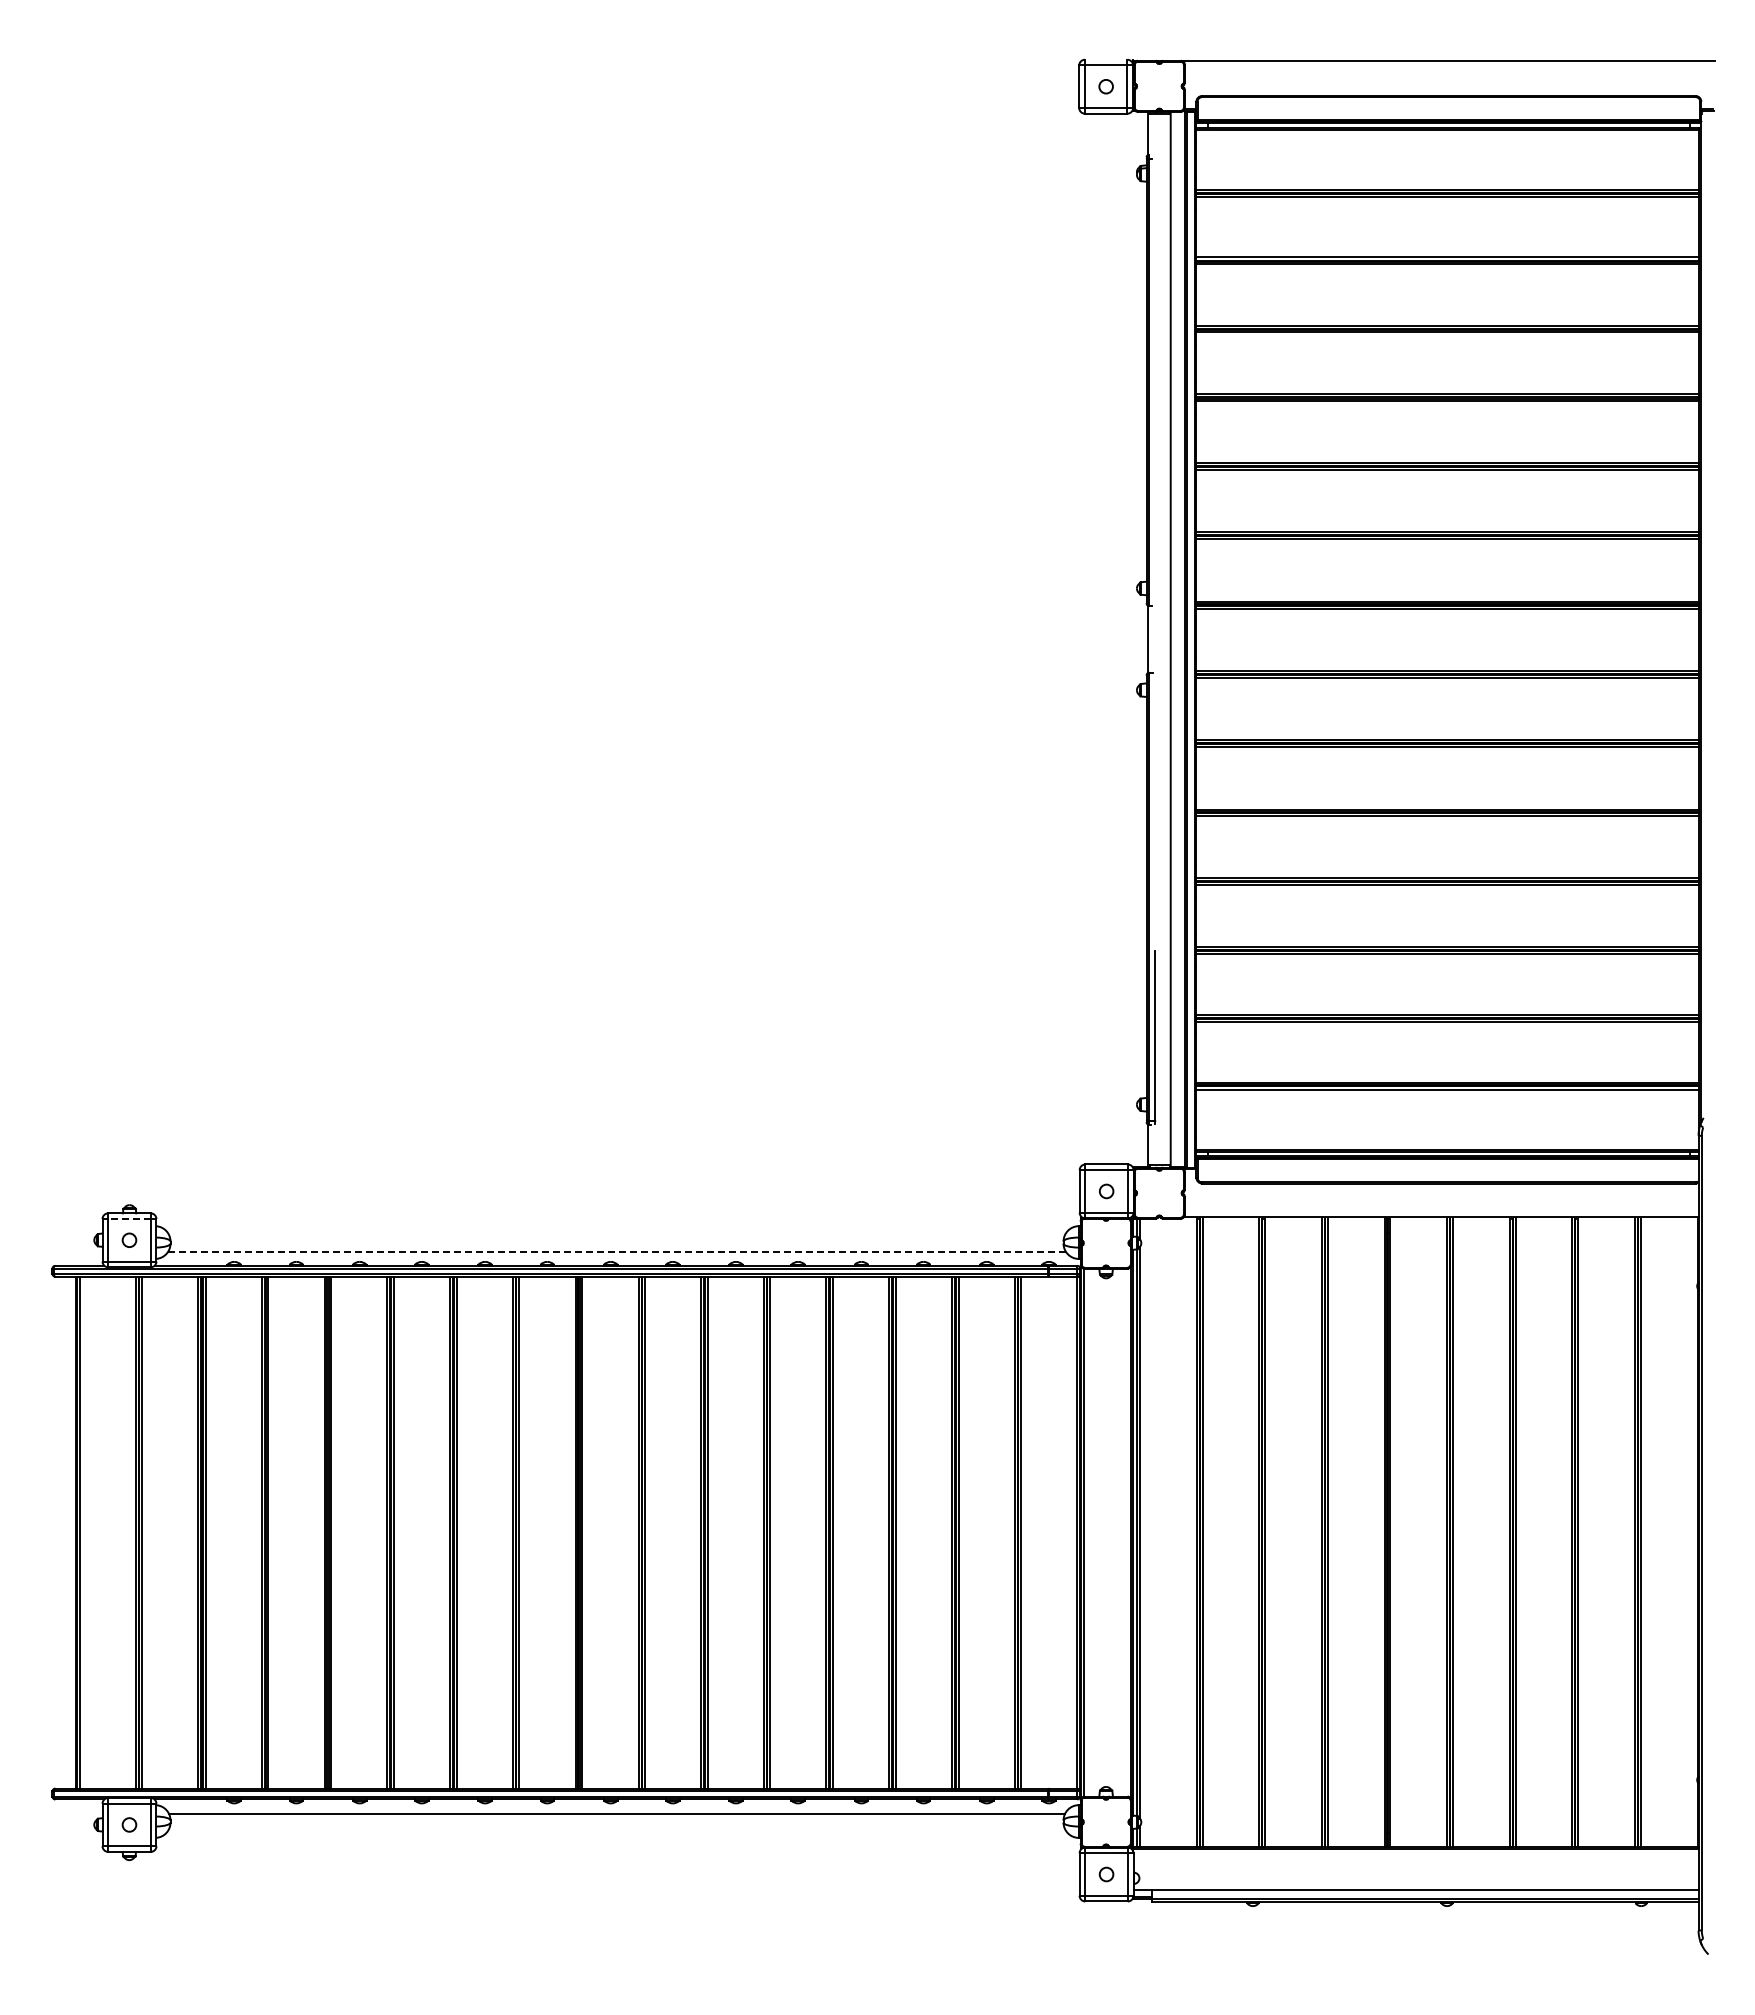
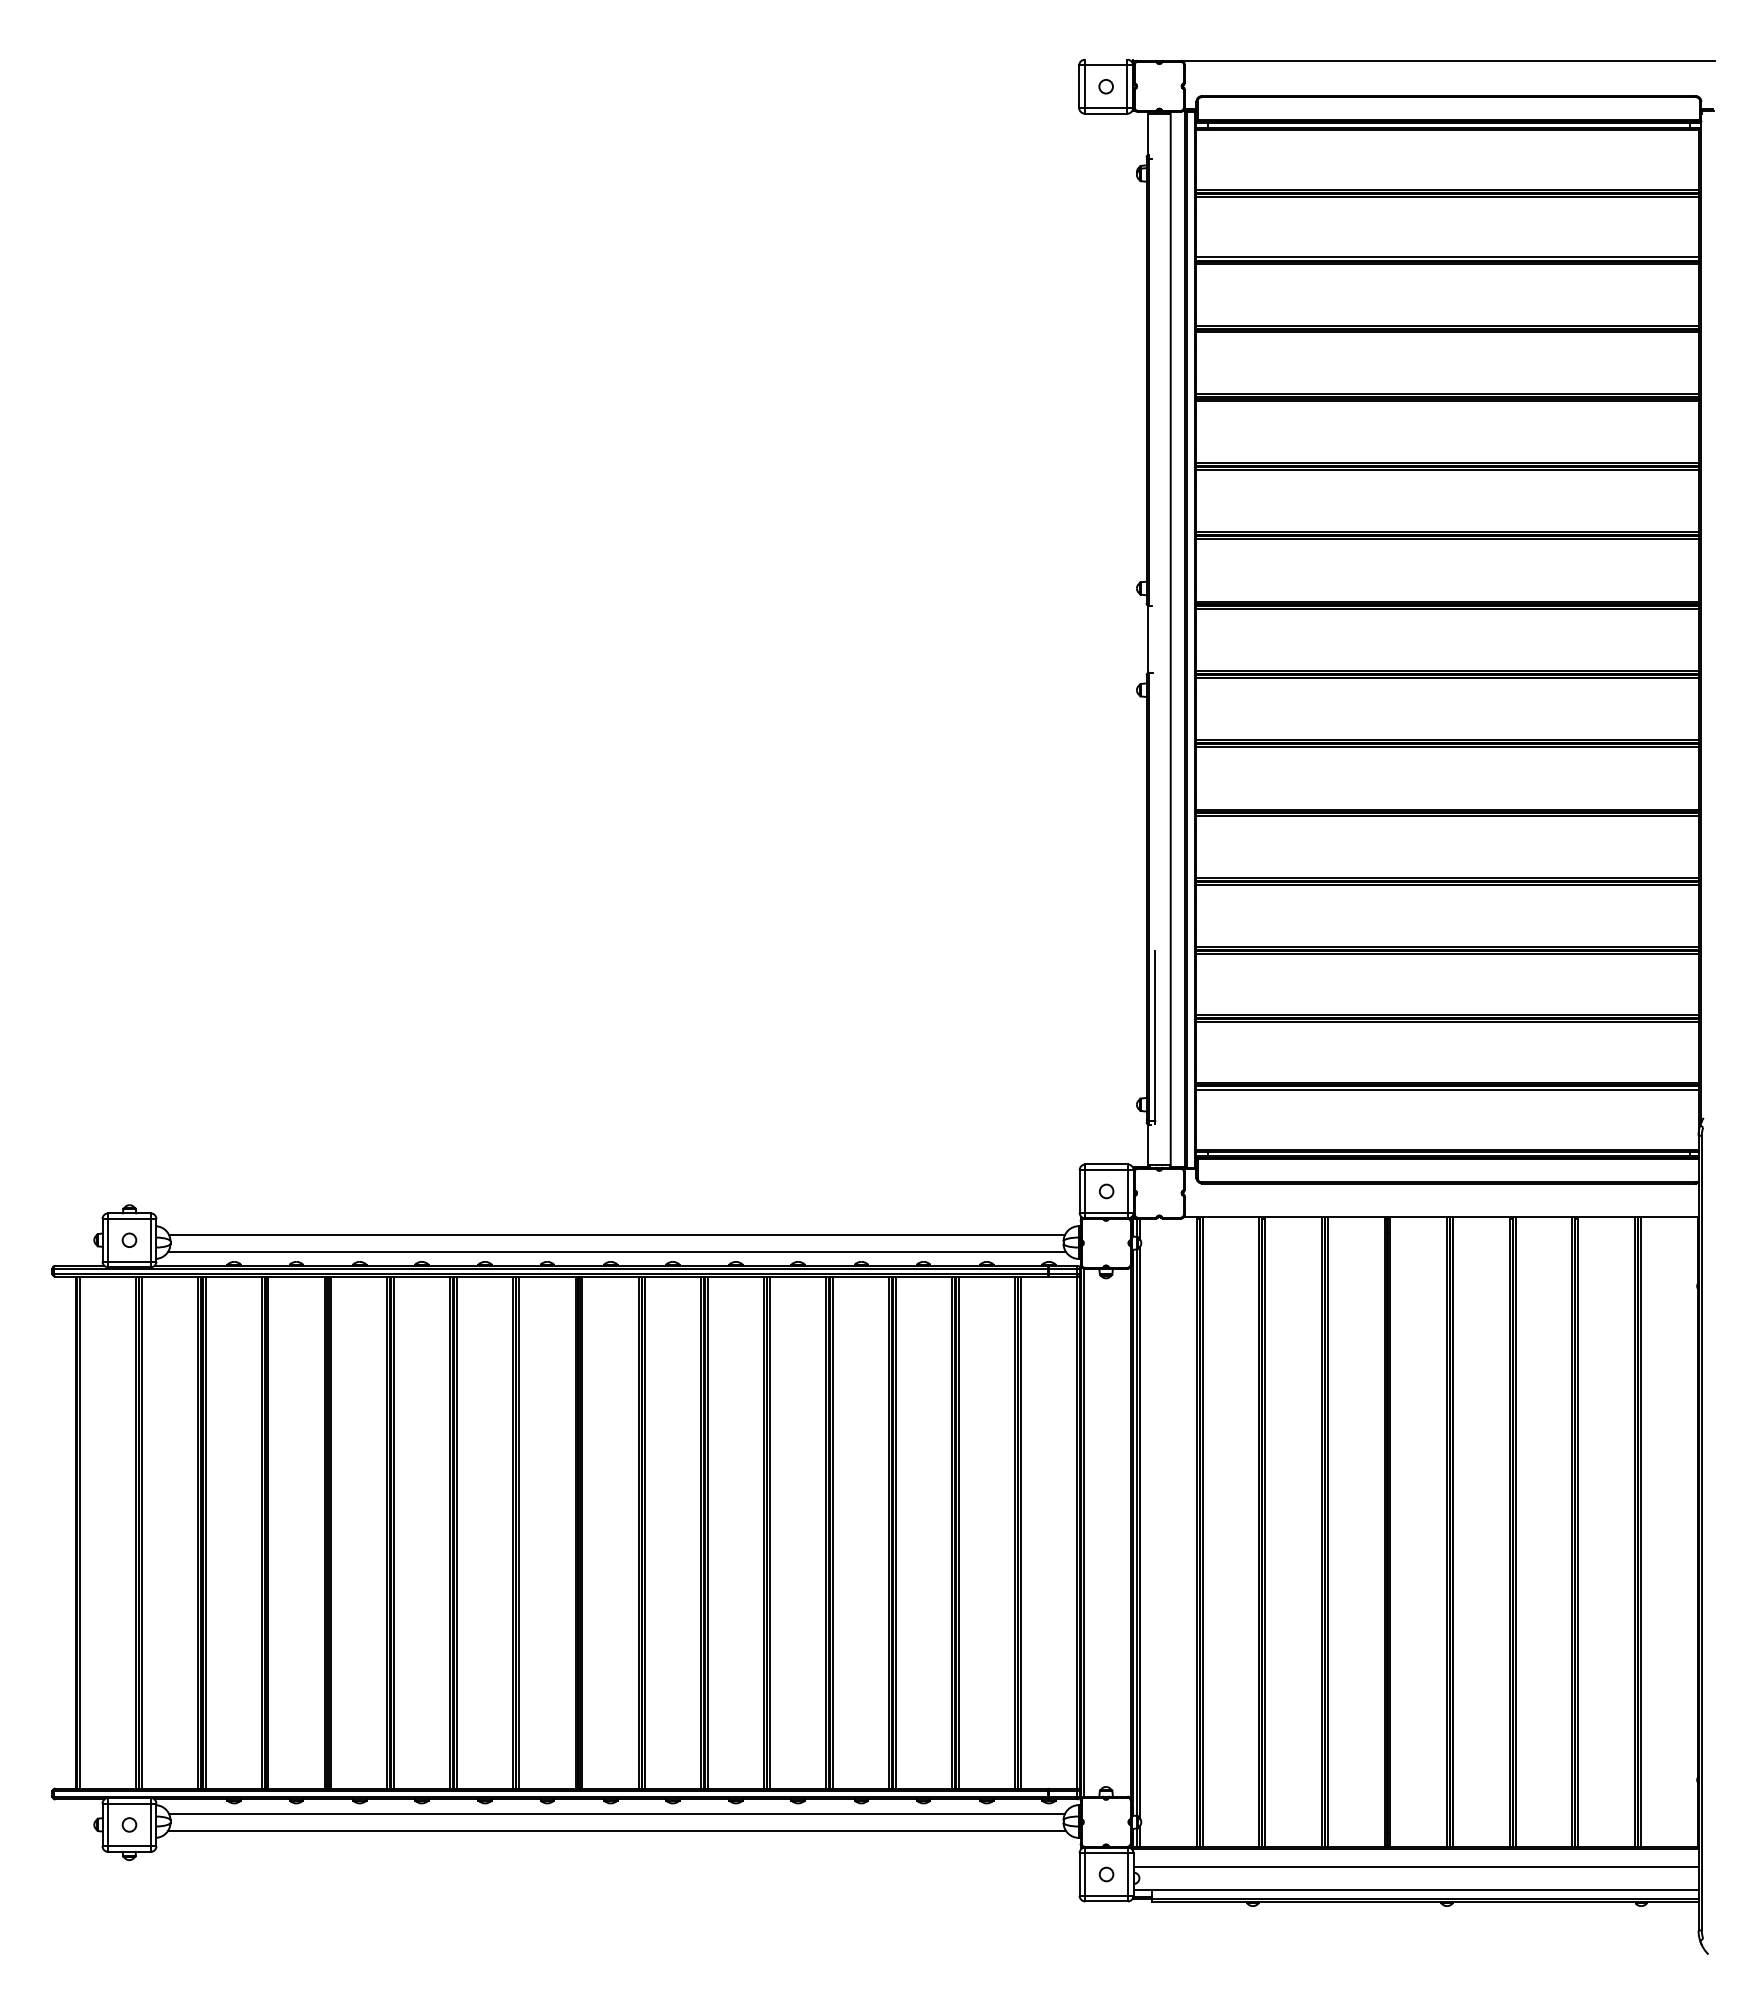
line: dashed -> solid (129, 1219)
line: none -> present (616, 1234)
line: dashed -> solid (617, 1251)
line: none -> present (616, 1830)
line: none -> present (1415, 1866)
